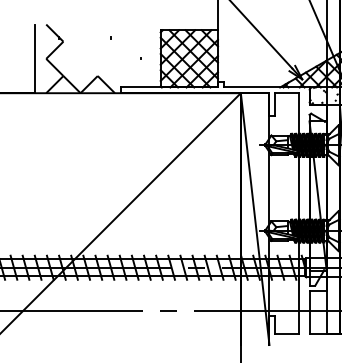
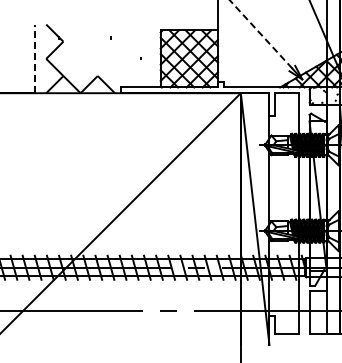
line: solid -> dashed (260, 33)
line: solid -> dashed (34, 58)
